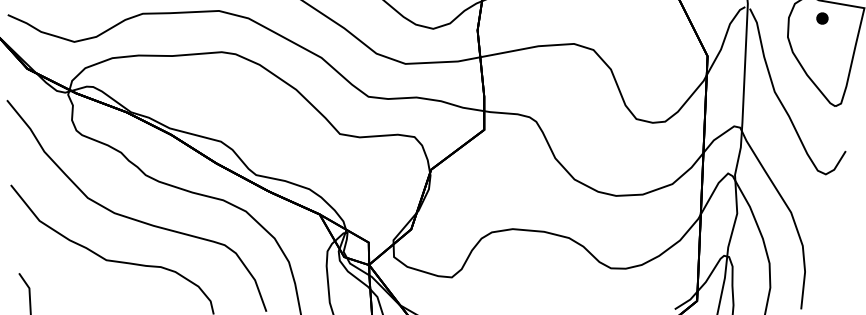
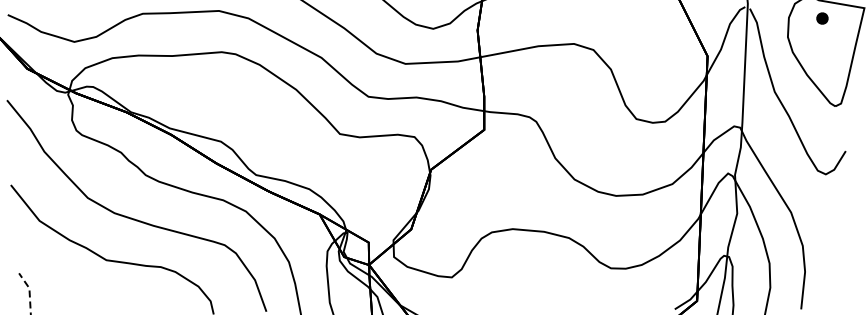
line: solid -> dashed (29, 291)
